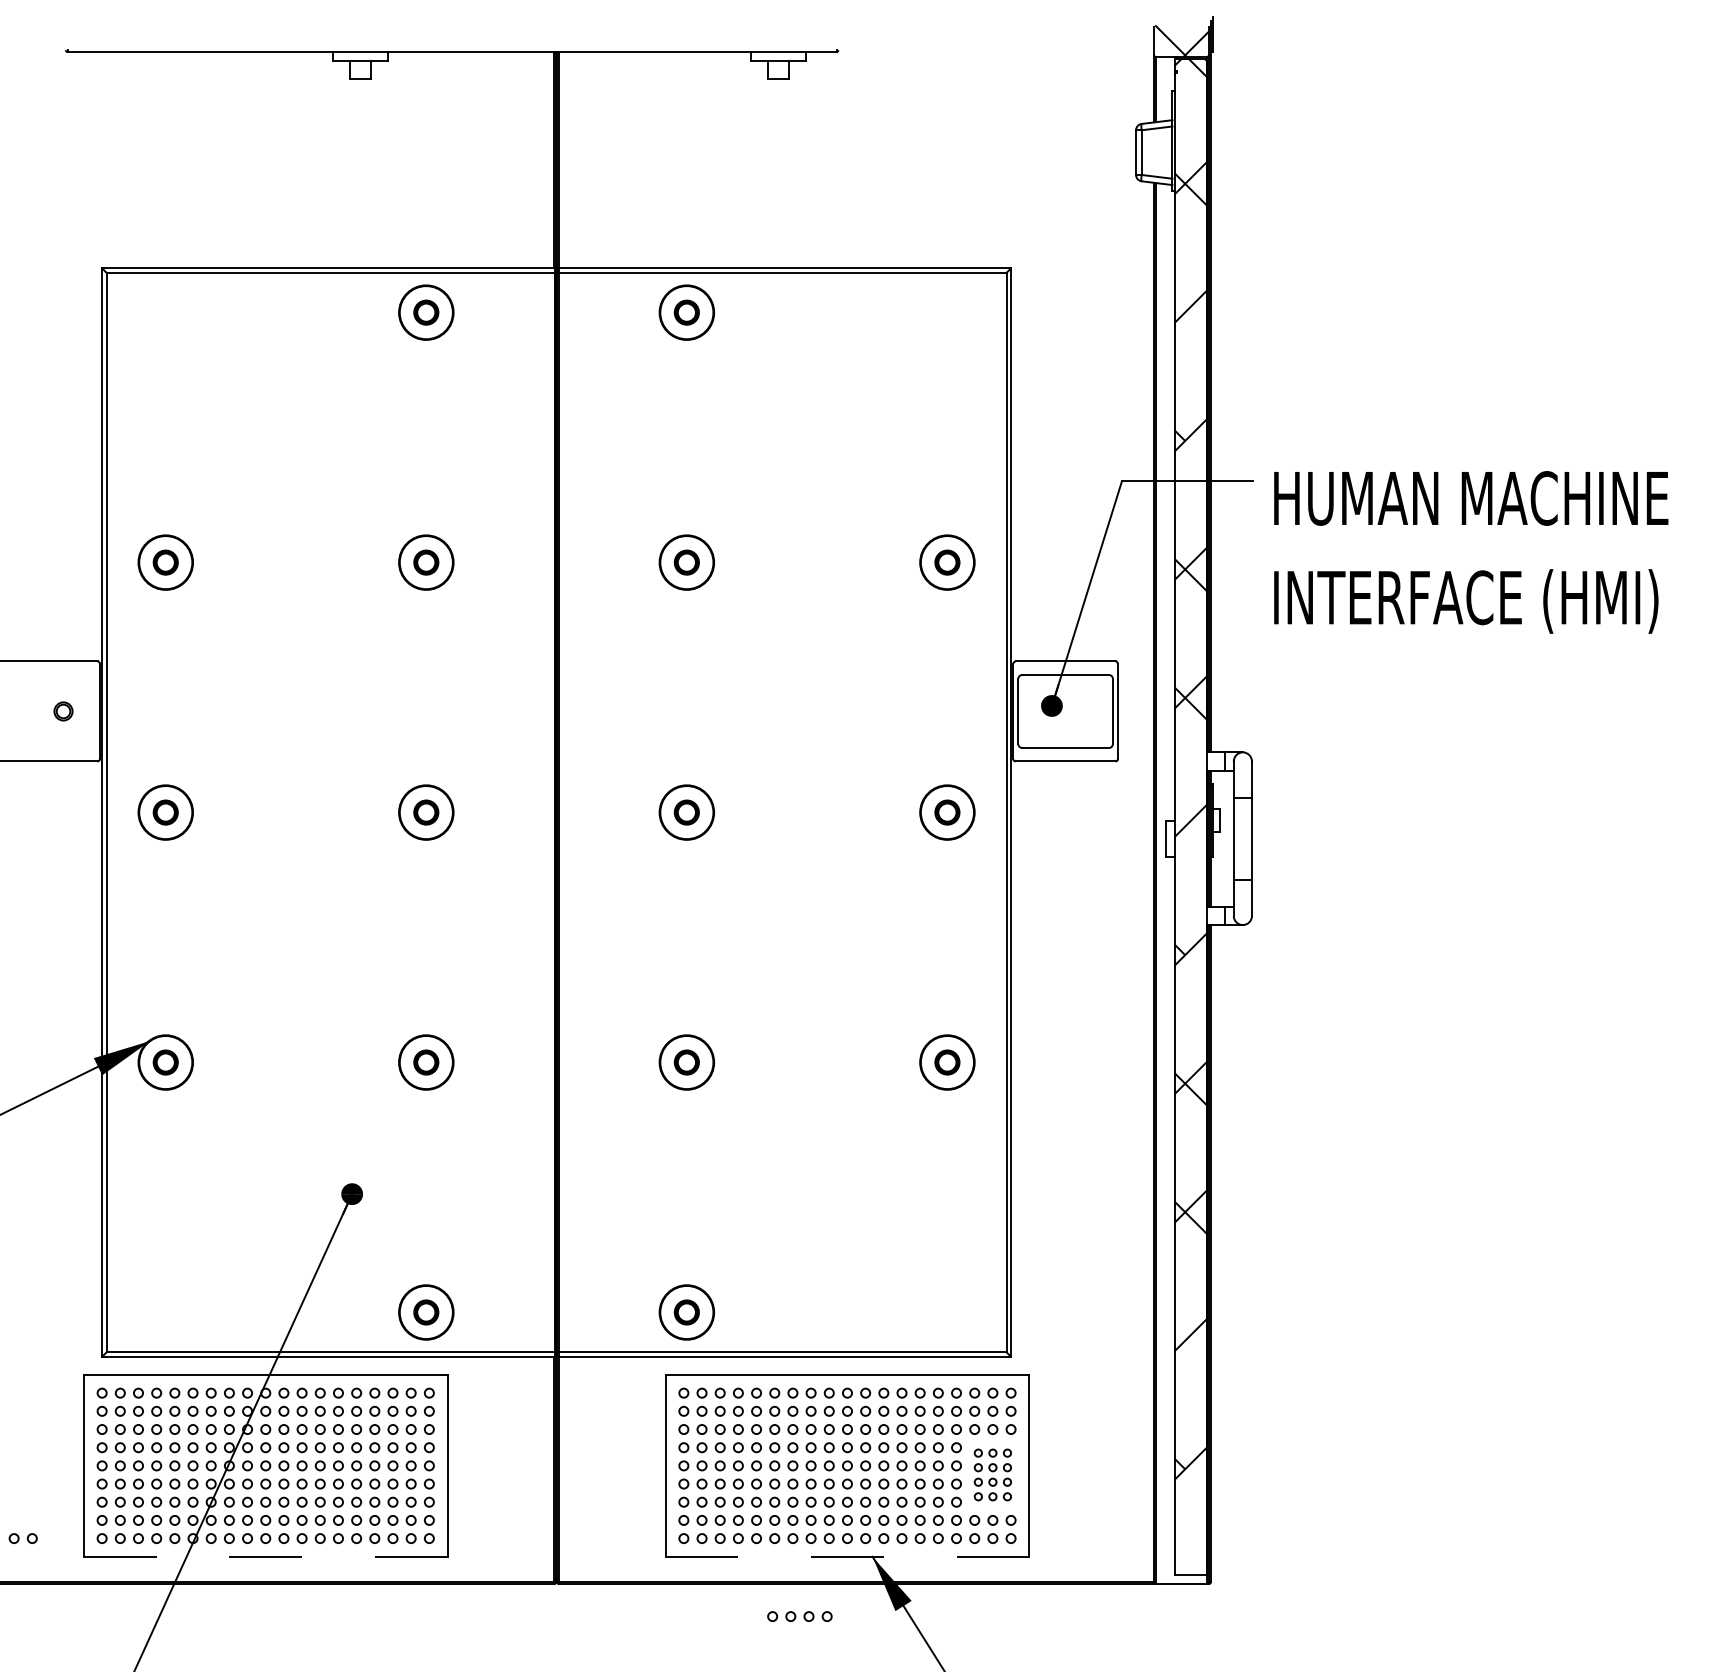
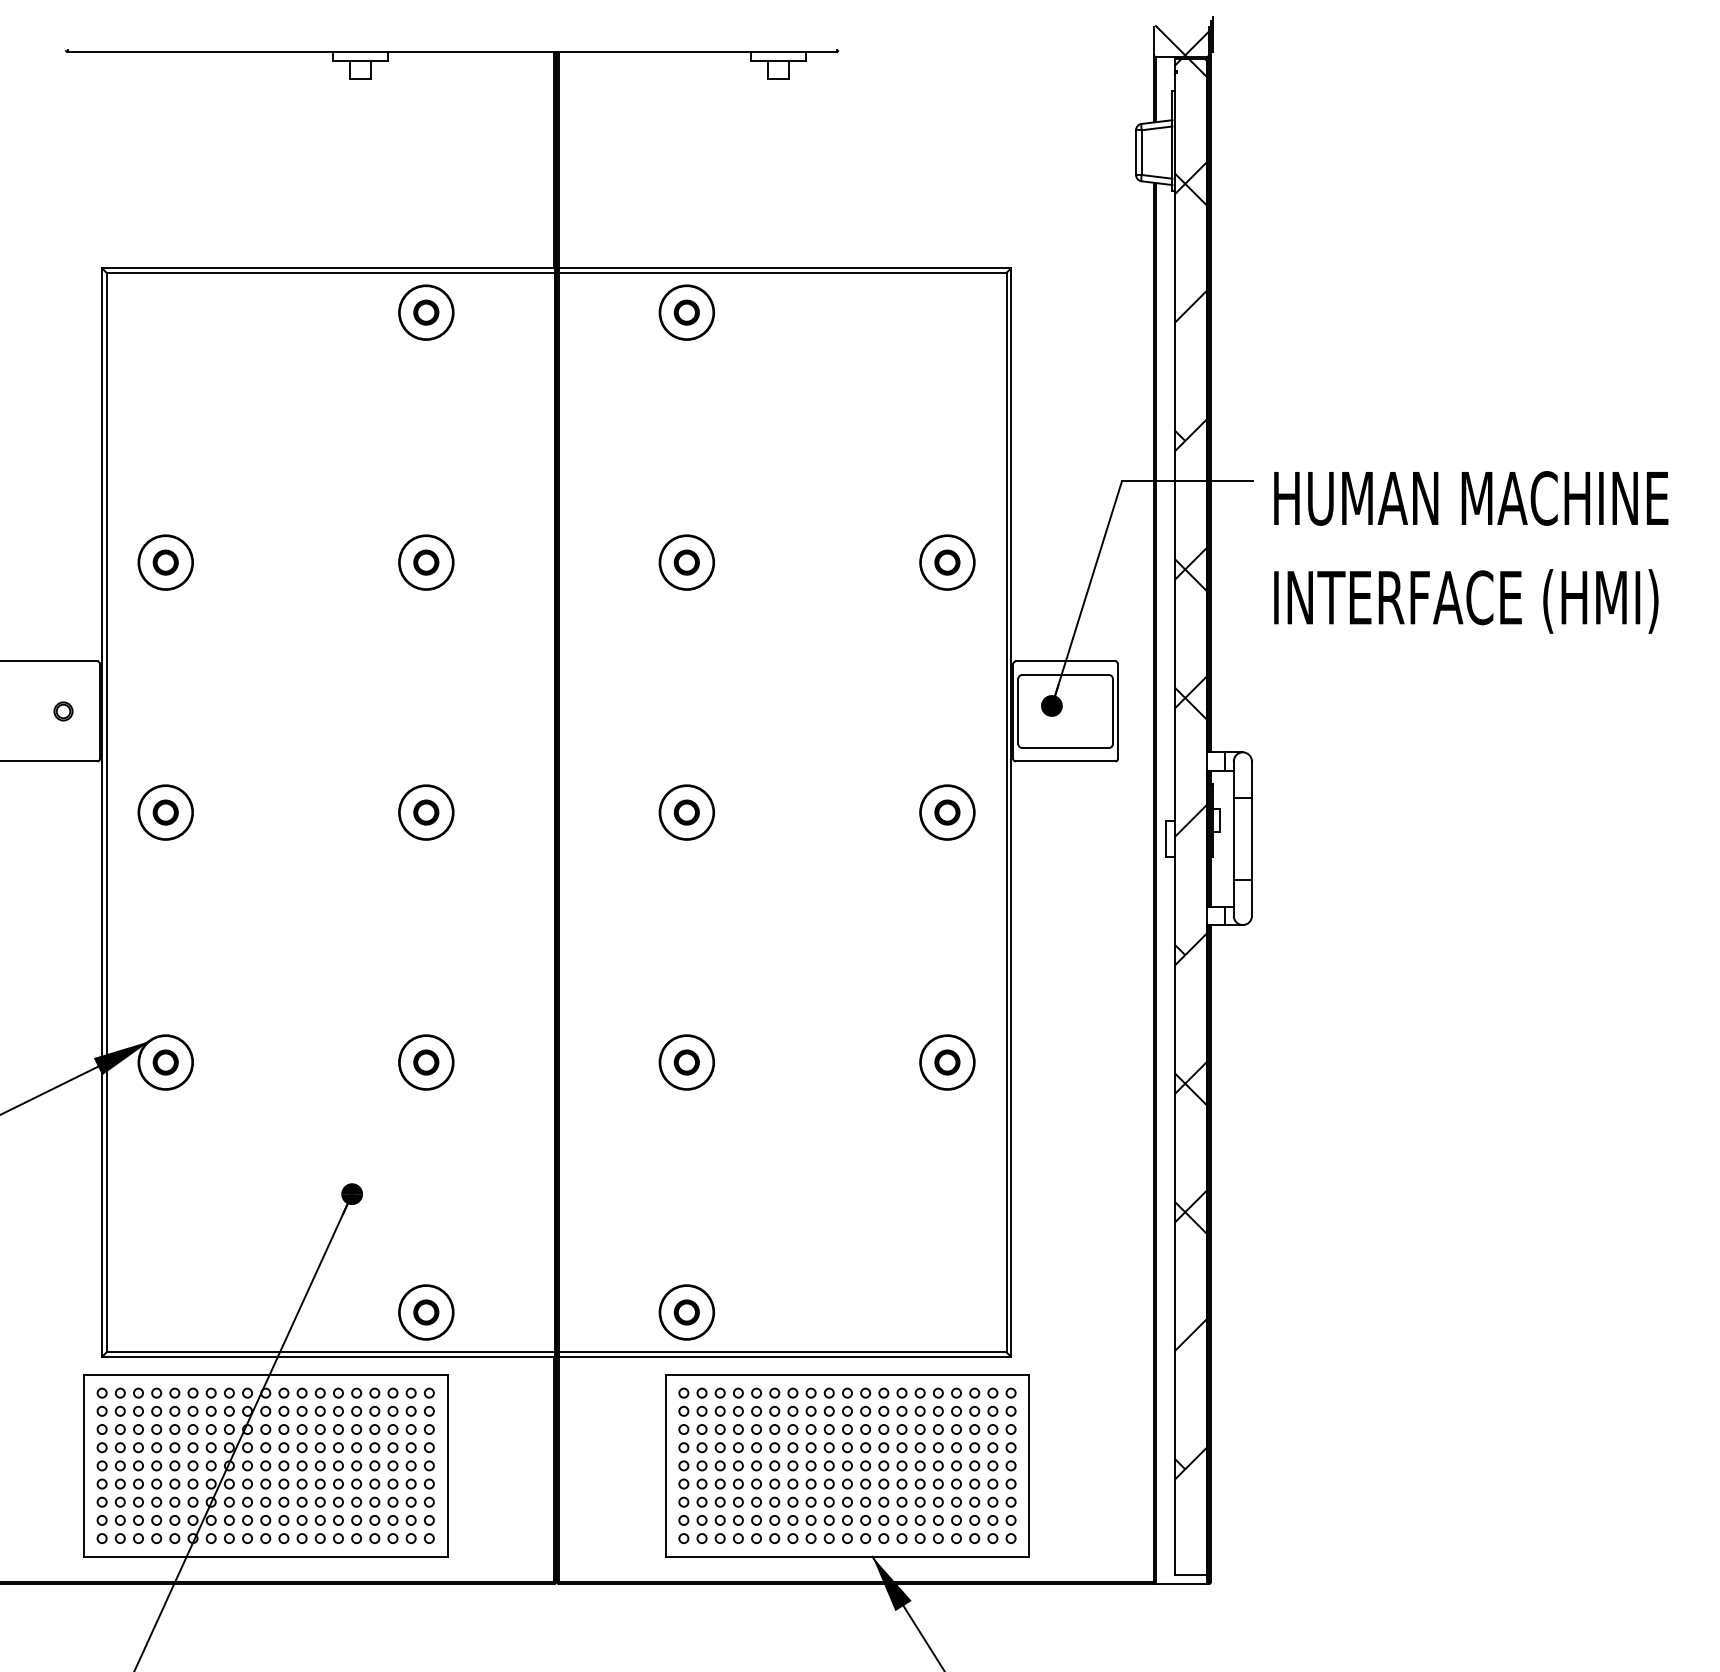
part size: 39x54 px -> 48x66 px (992, 1474)
part: present -> none (22, 1538)
line: dashed -> solid (265, 1556)
line: dashed -> solid (847, 1556)
part: present -> none (799, 1616)
